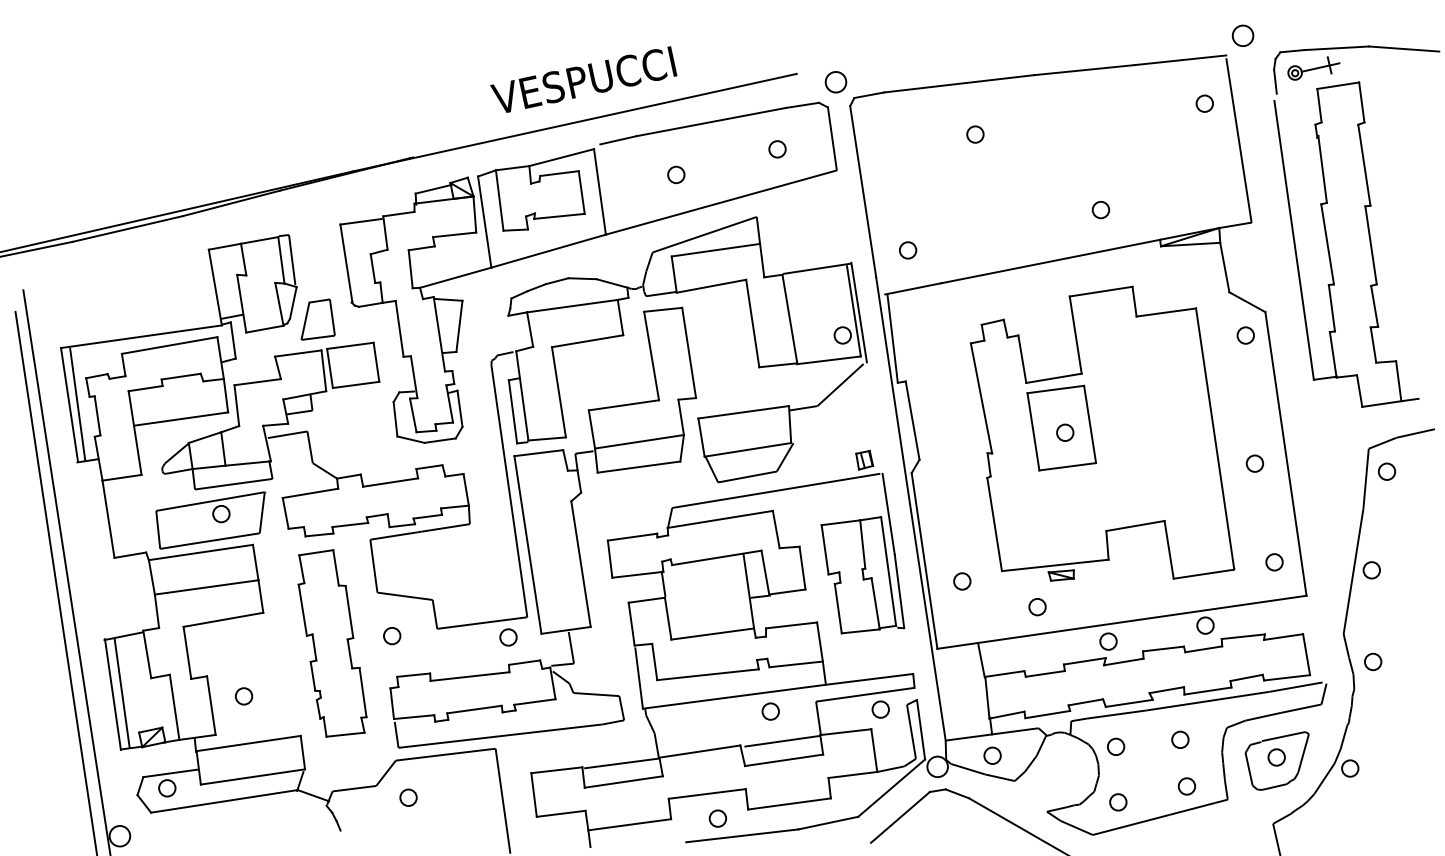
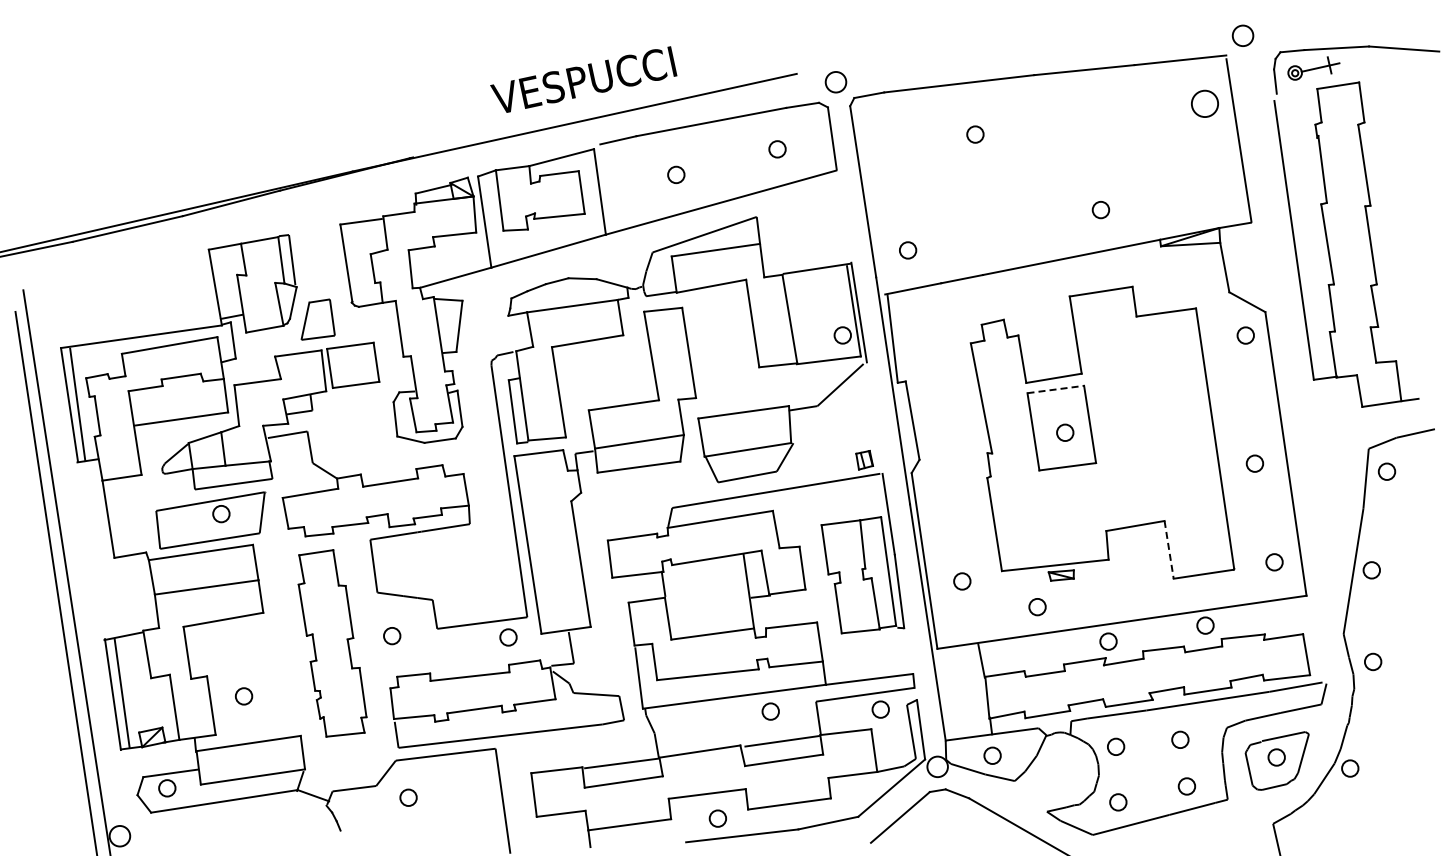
circle size: 19x19 px -> 28x29 px (1204, 103)
line: solid -> dashed (1055, 389)
line: solid -> dashed (1169, 550)
